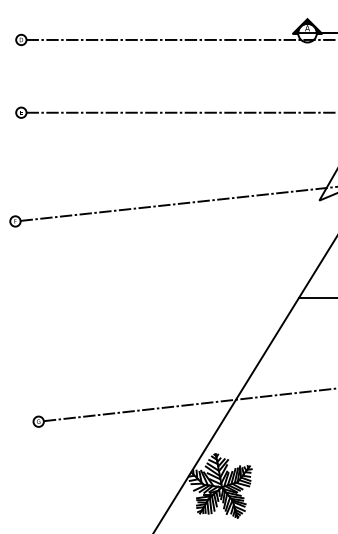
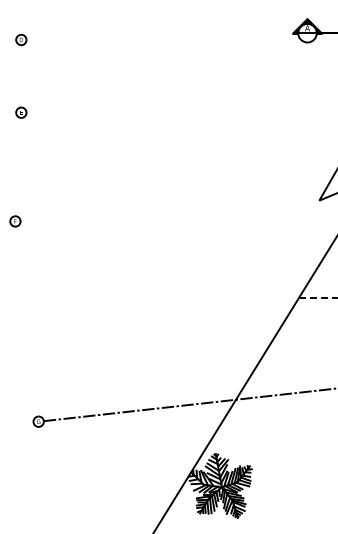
line: present -> none (180, 39)
line: present -> none (180, 112)
line: present -> none (177, 203)
line: solid -> dashed (318, 297)
